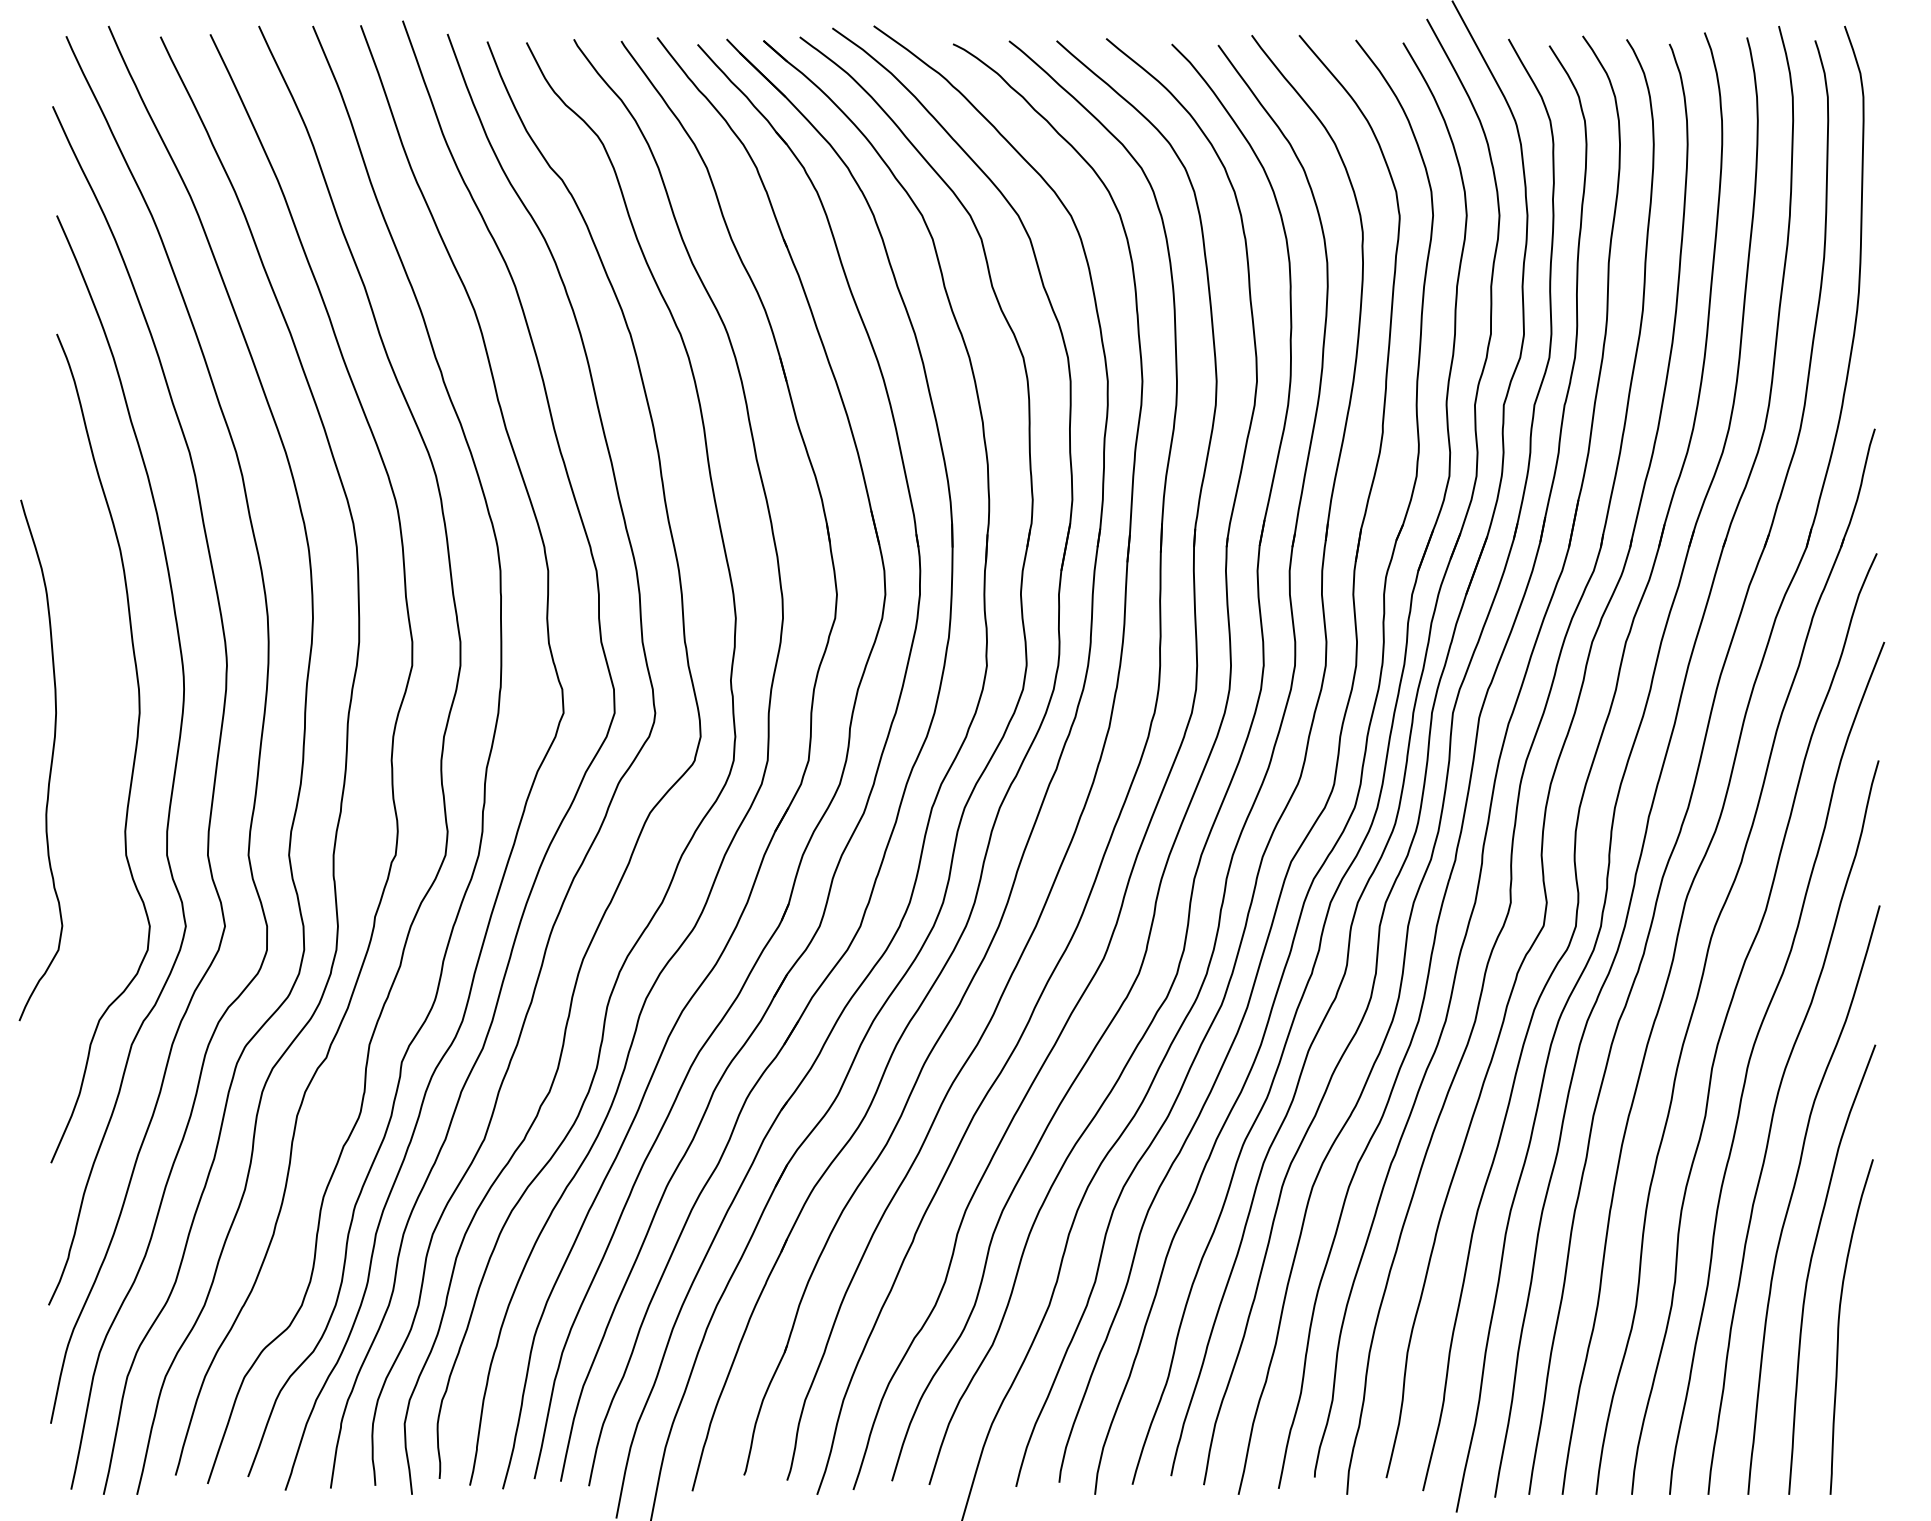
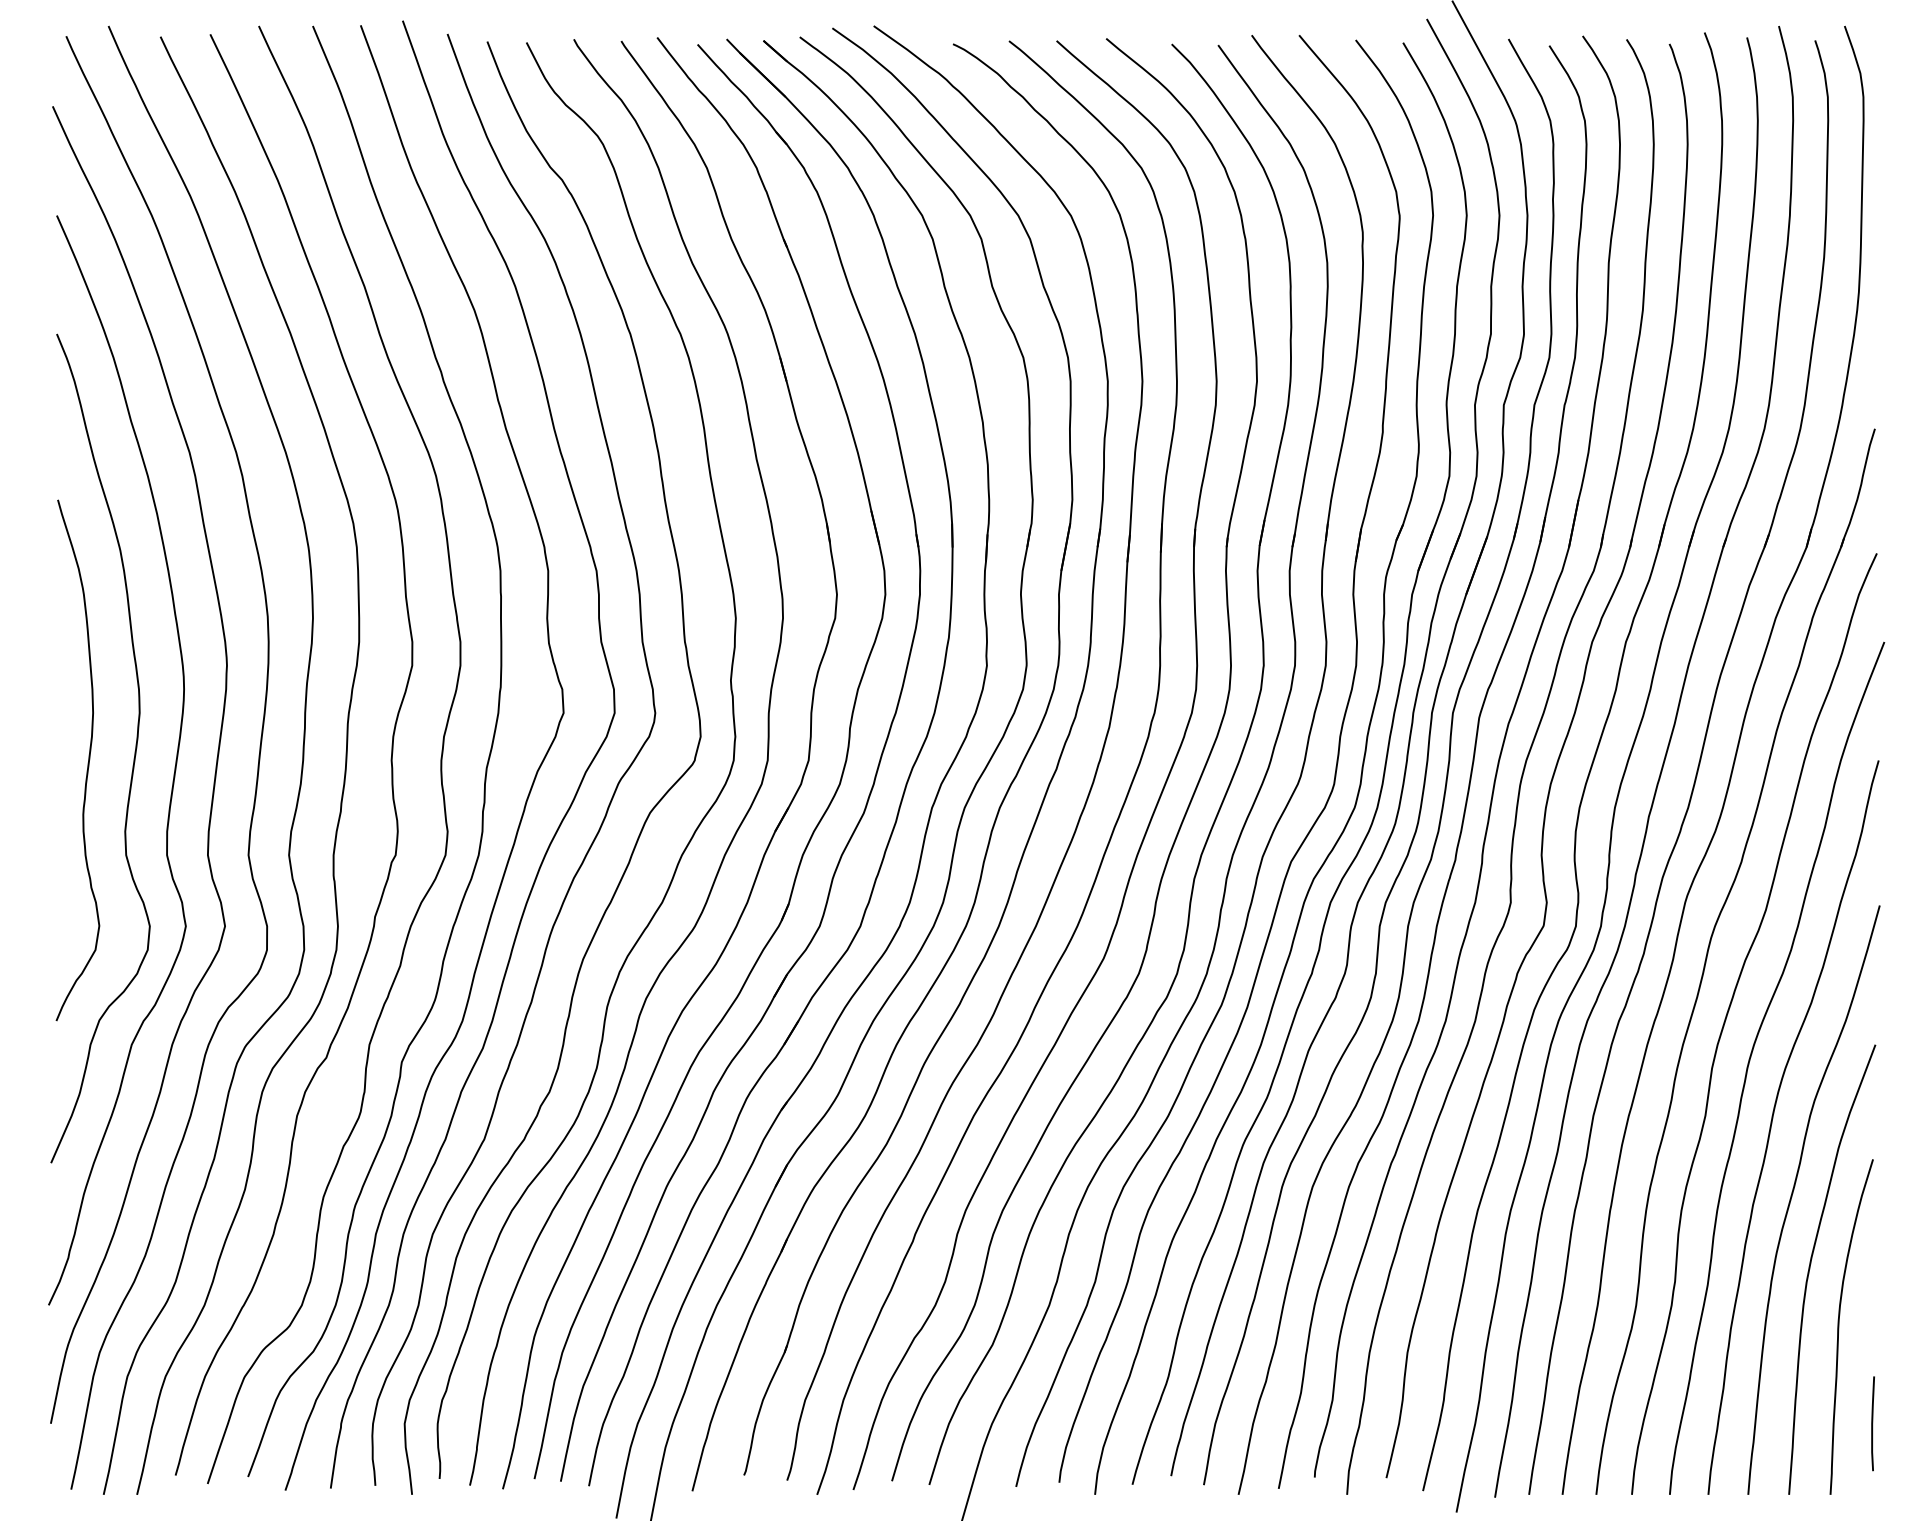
curve position: (50, 763) -> (87, 763) (87, 763)
line: none -> present (1872, 1423)
